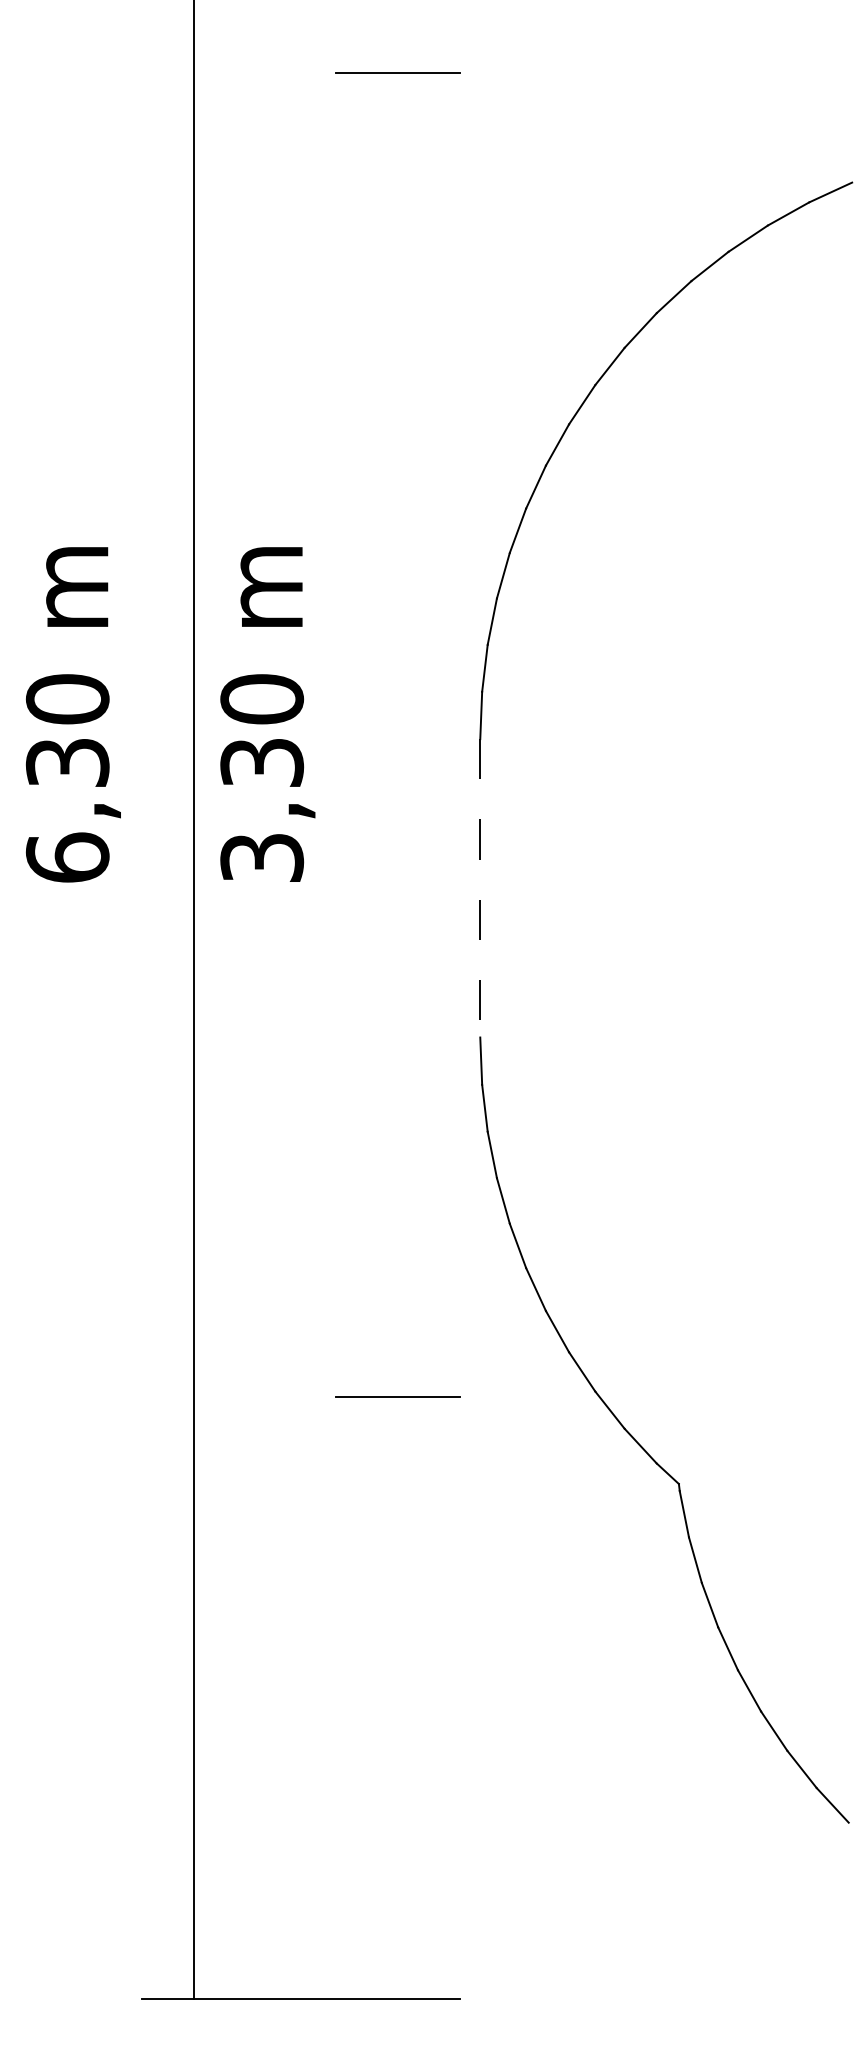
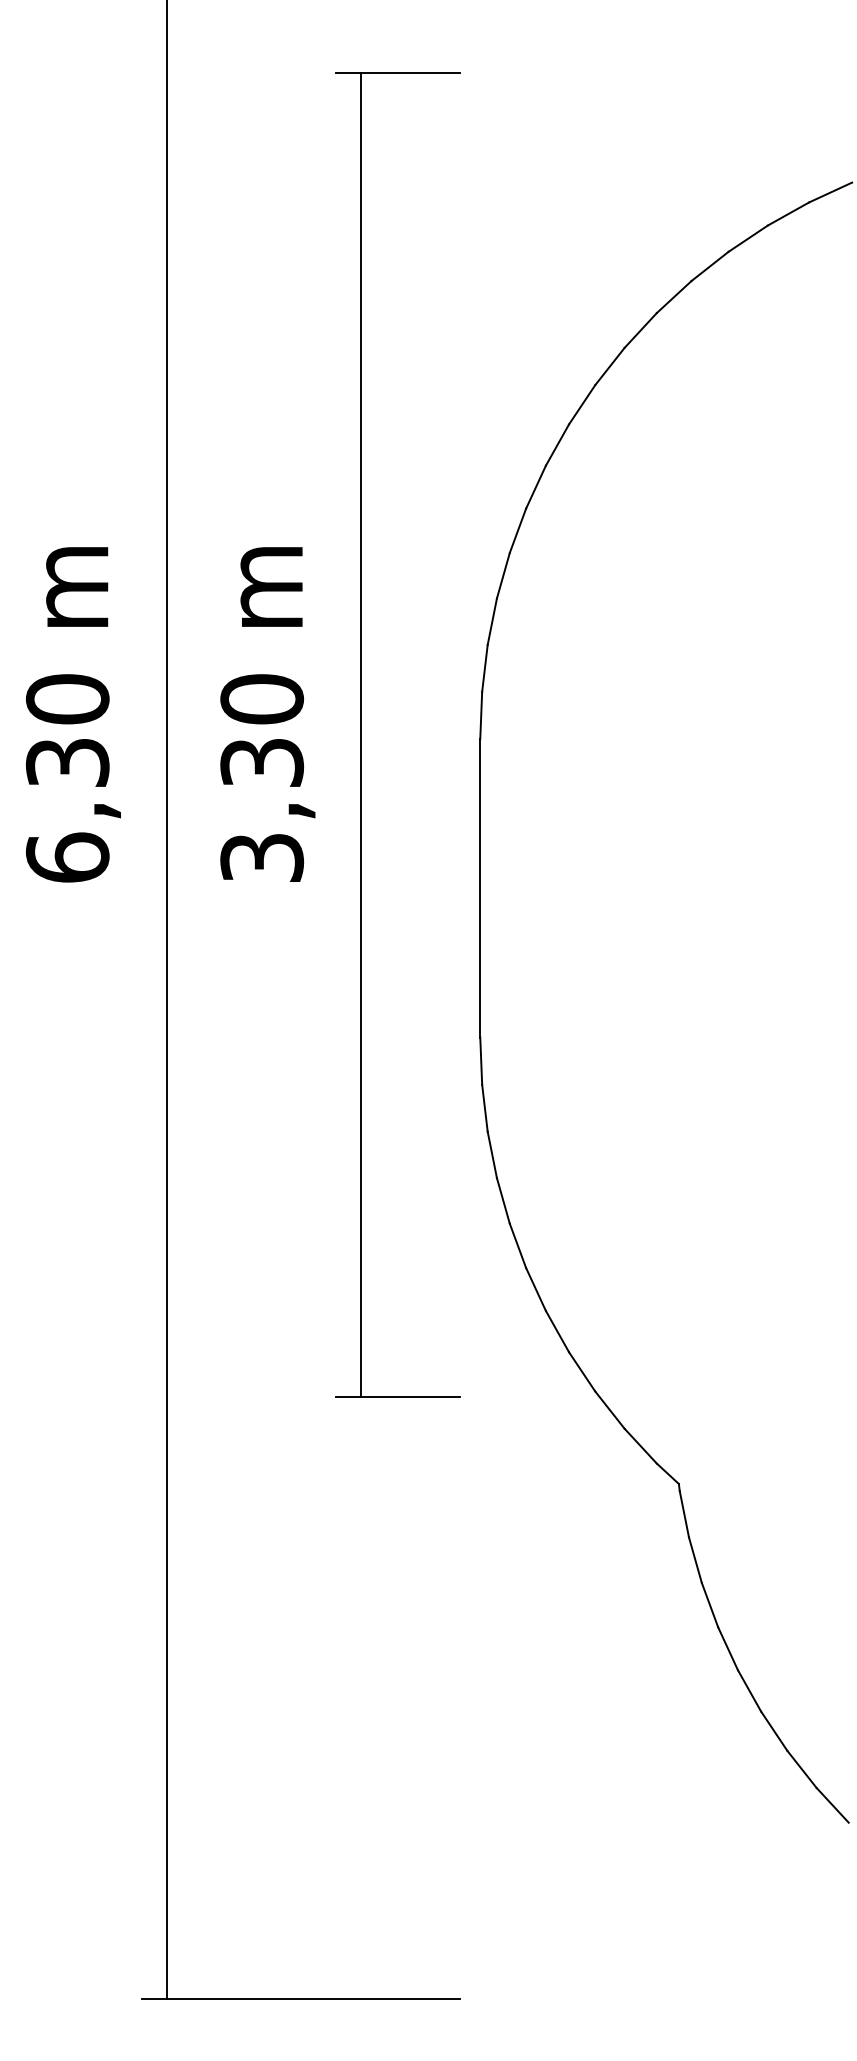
line: none -> present (361, 734)
line: dashed -> solid (480, 888)
line position: (193, 1000) -> (166, 1000) (166, 1000)
